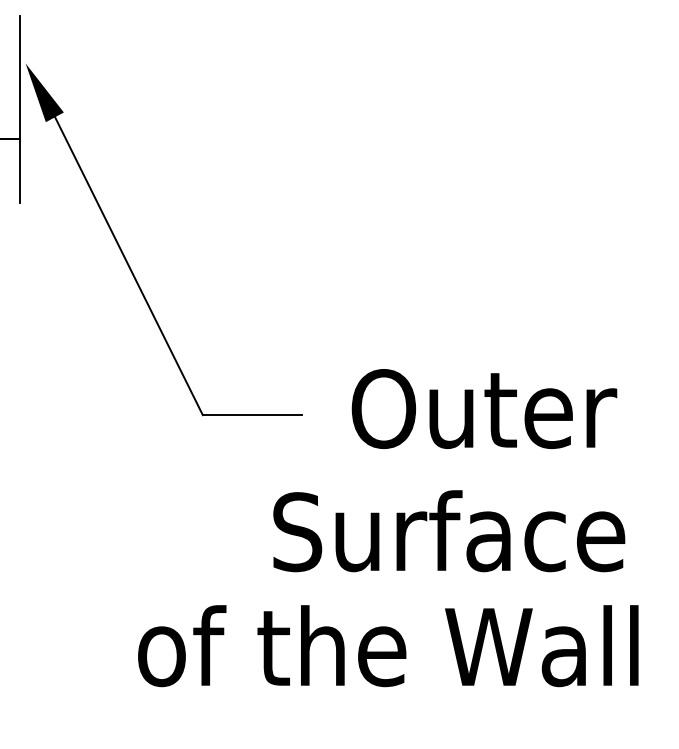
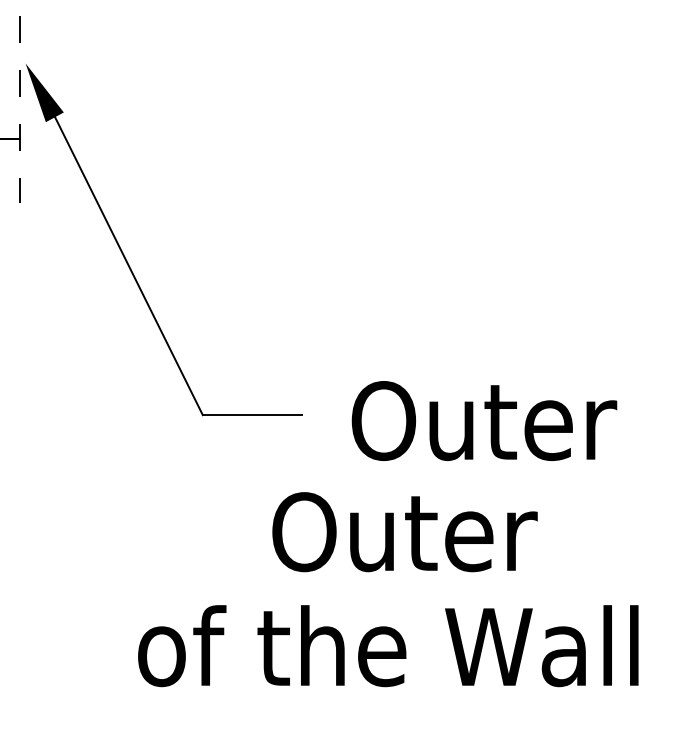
line: solid -> dashed (20, 110)
text position: (484, 409) -> (484, 421) (484, 421)
text: Surface -> Outer (448, 531)
